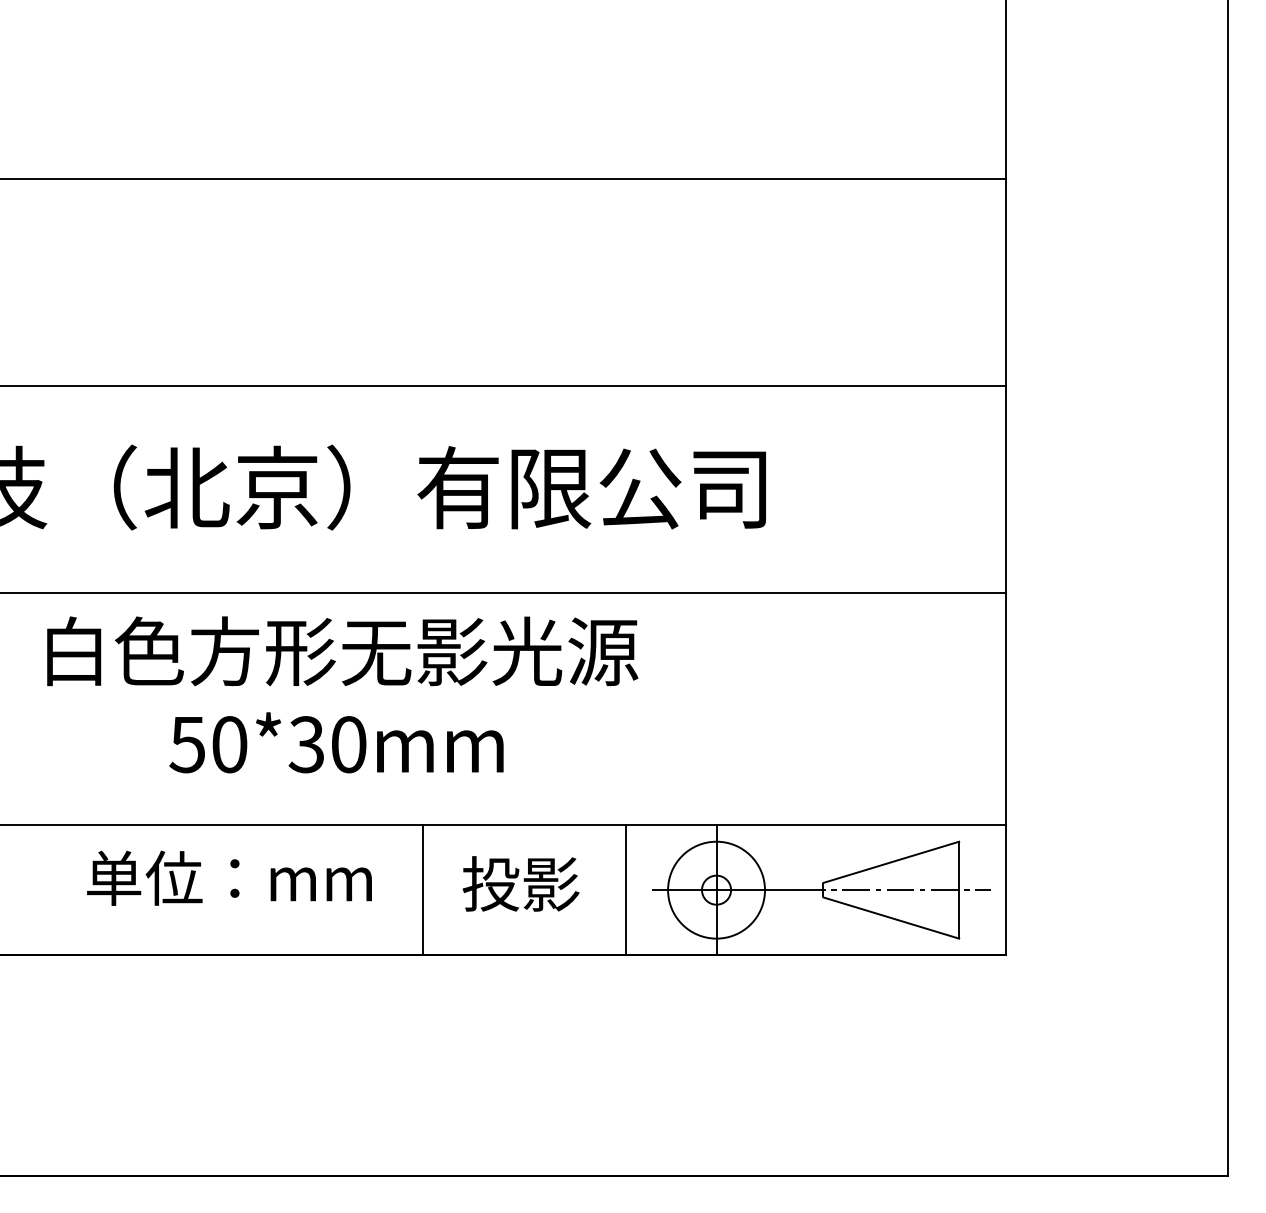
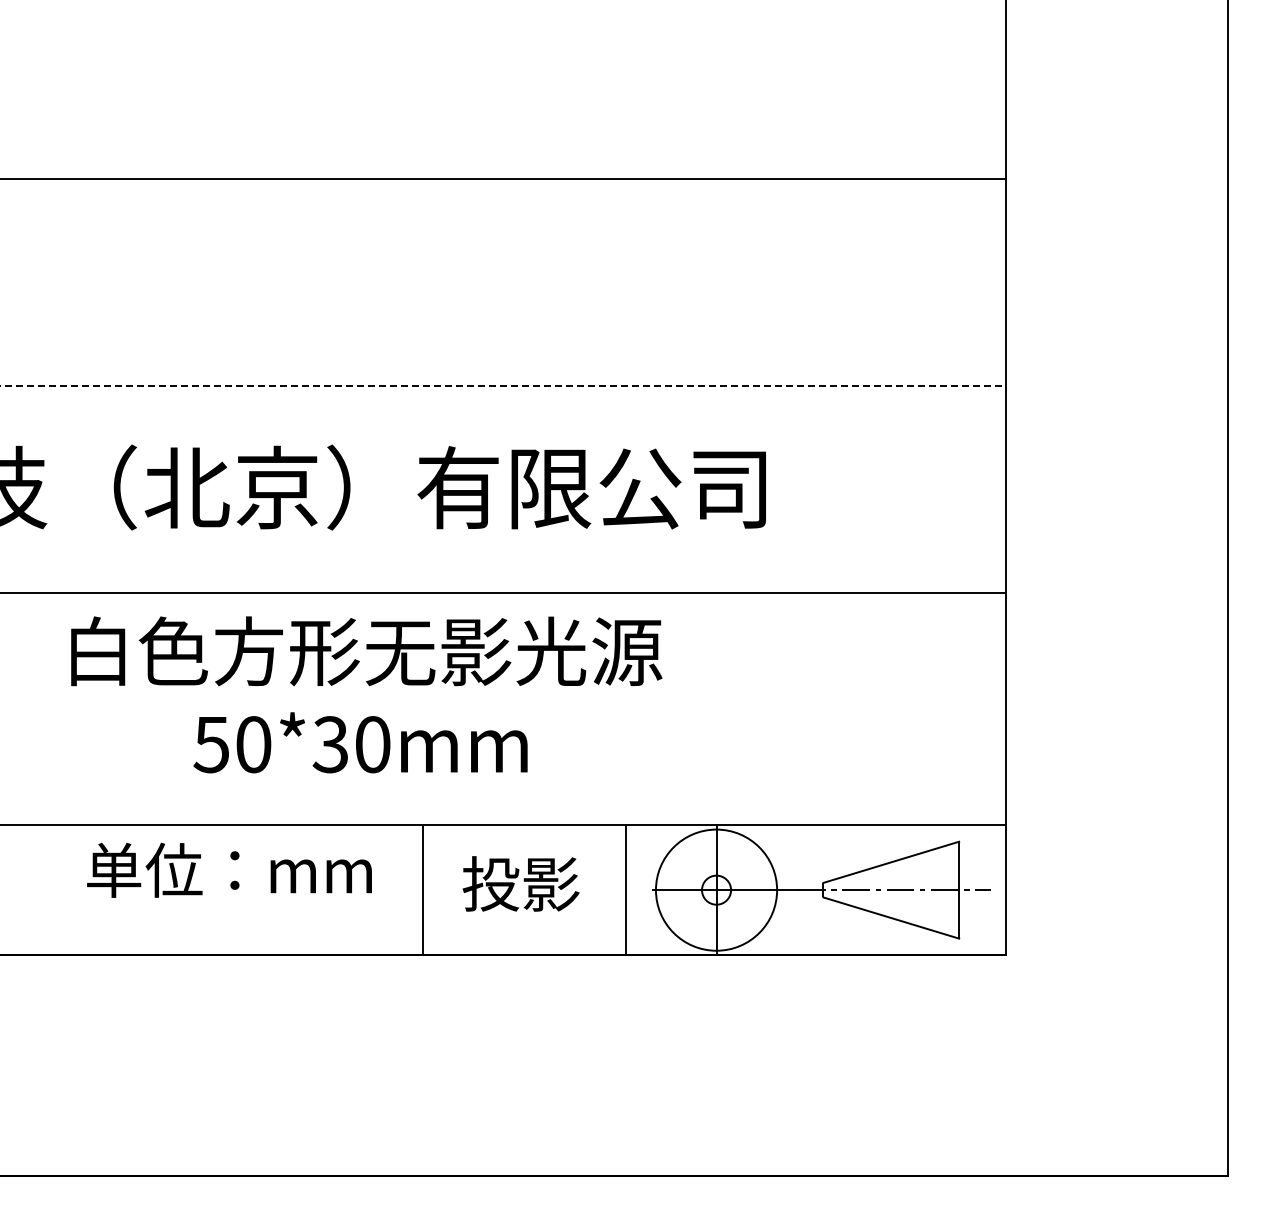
line: solid -> dashed (503, 386)
text position: (342, 694) -> (366, 694) (366, 694)
text position: (229, 877) -> (229, 869) (229, 869)
circle diameter: 97 px -> 121 px (716, 889)
